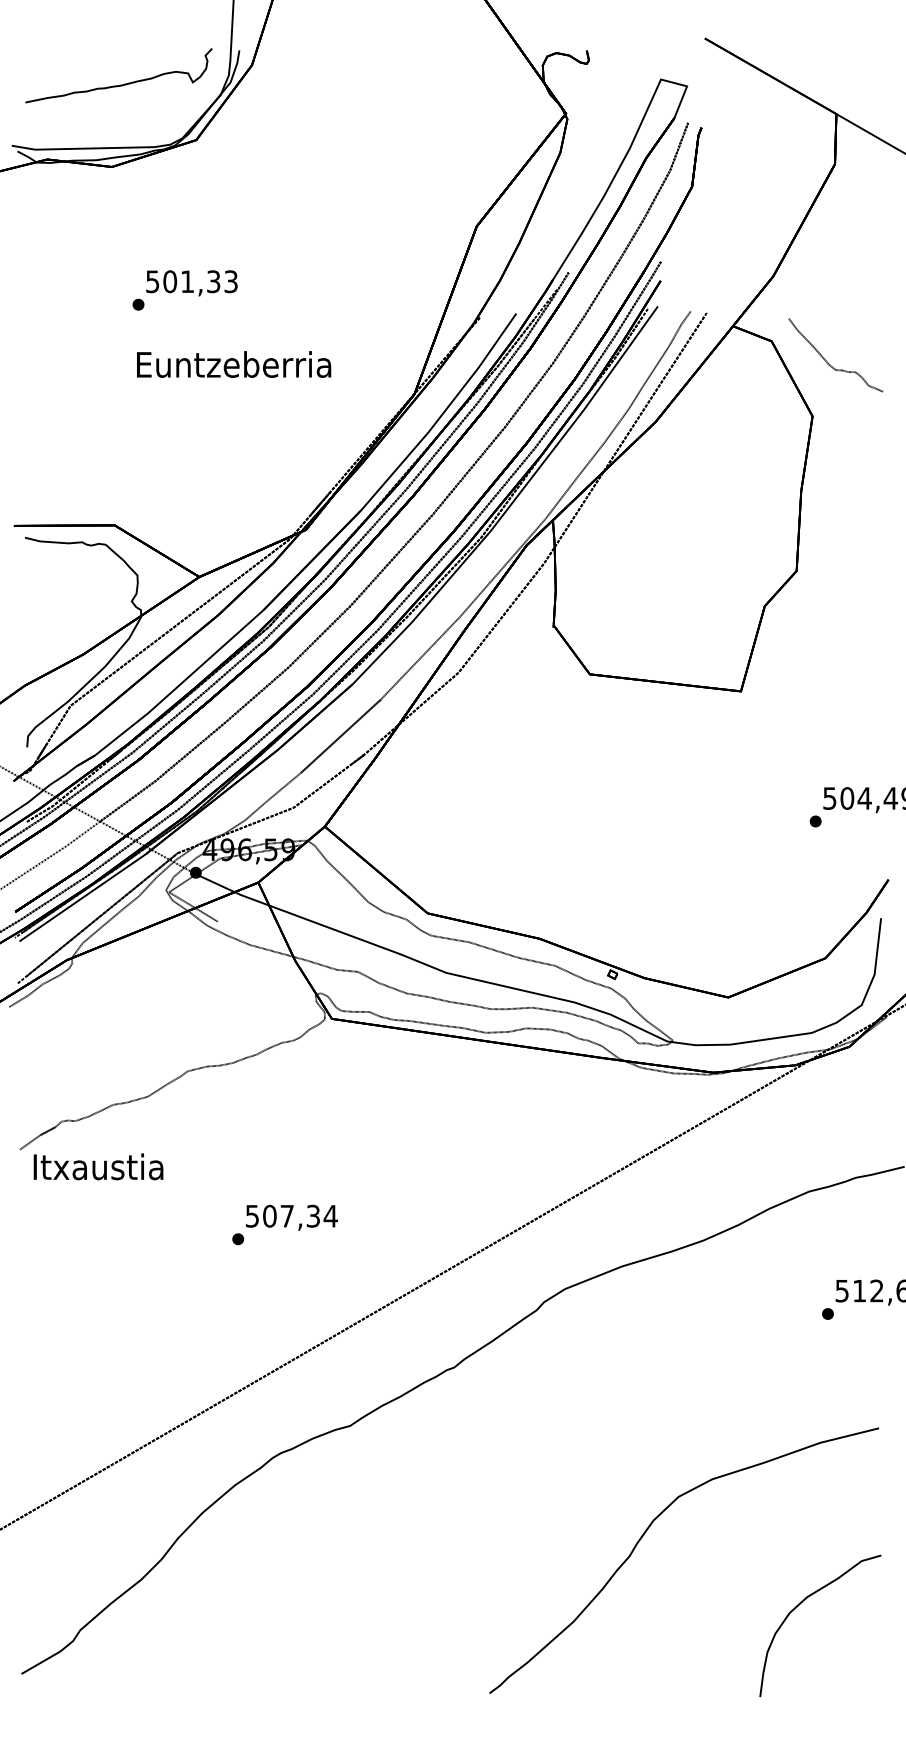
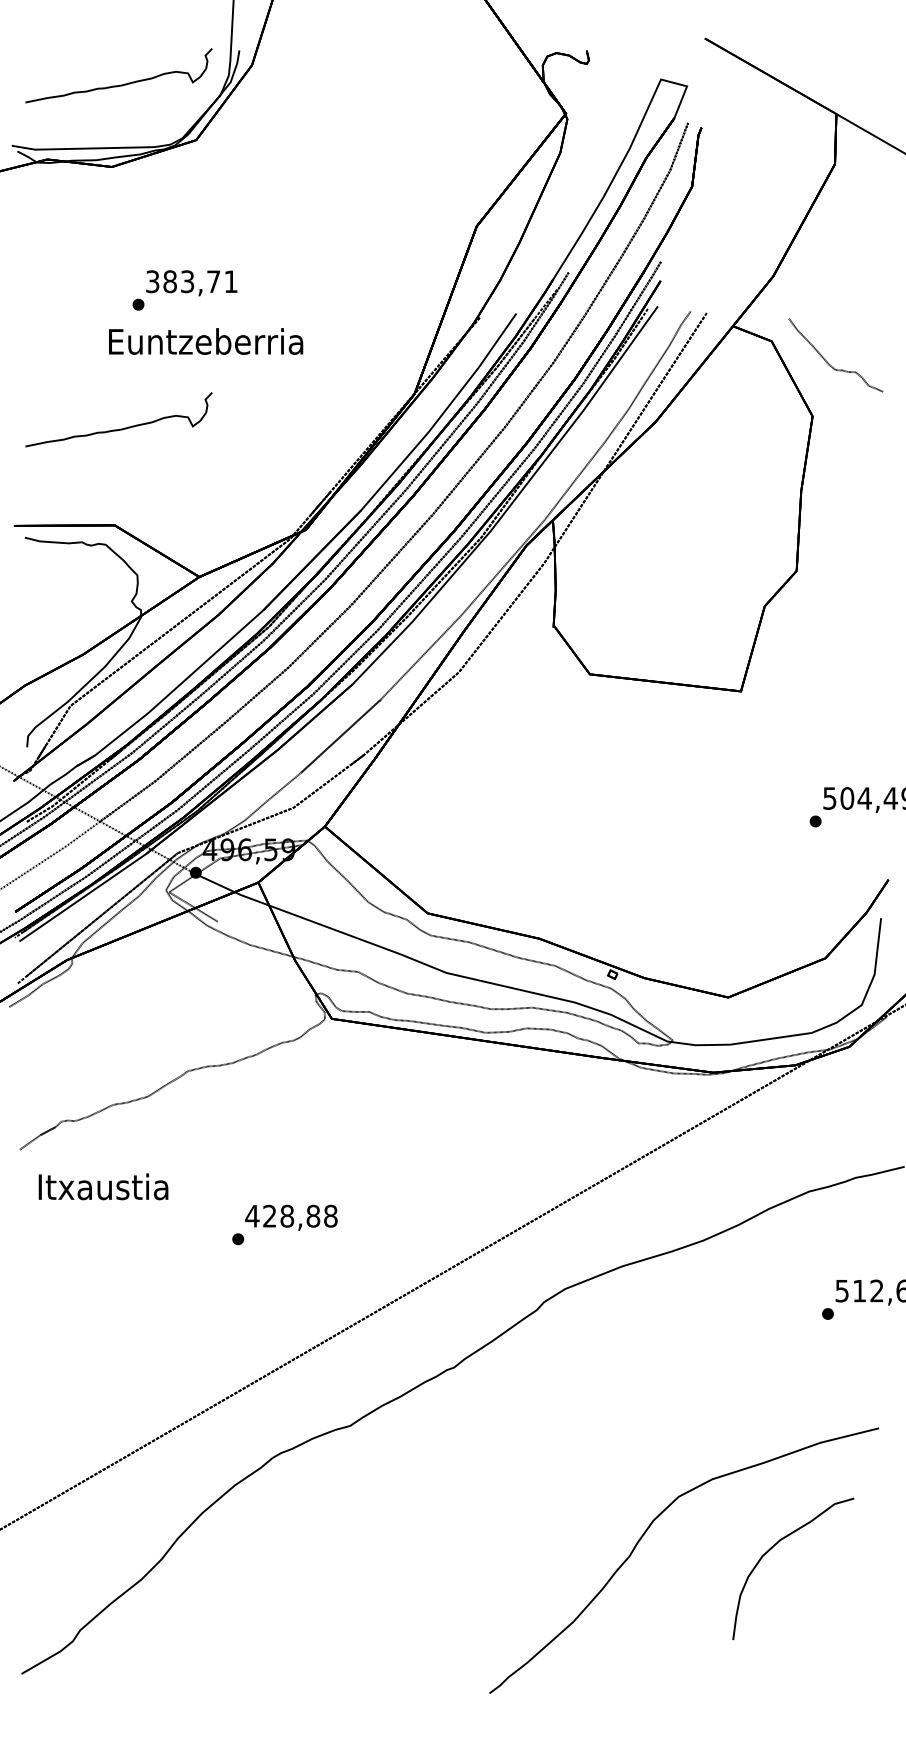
text: 501,33 -> 383,71 (191, 281)
text position: (234, 364) -> (206, 341) (206, 341)
curve: none -> present (120, 428)
text position: (98, 1166) -> (103, 1186) (103, 1186)
text: 507,34 -> 428,88 (291, 1215)
part position: (800, 1604) -> (773, 1547) (773, 1547)
